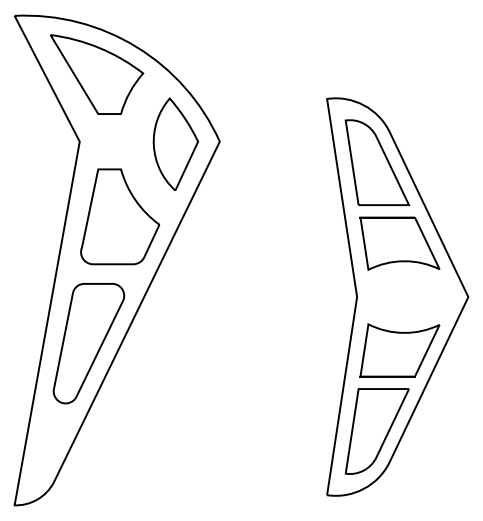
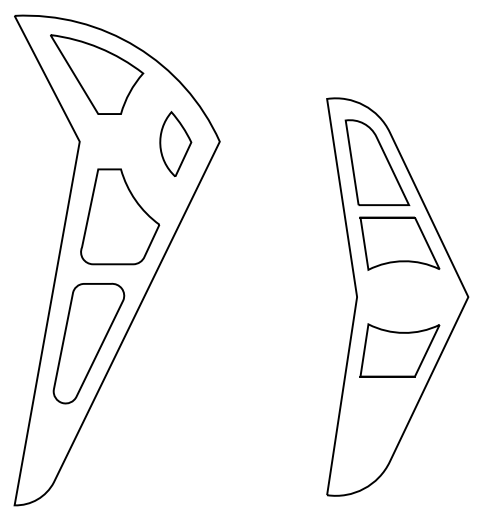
part size: 47x94 px -> 34x66 px (175, 143)
part: present -> none (376, 431)
